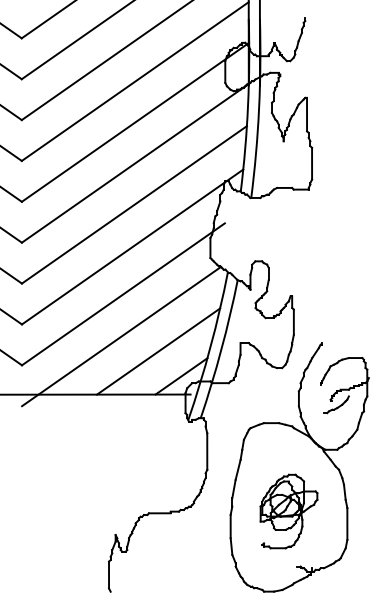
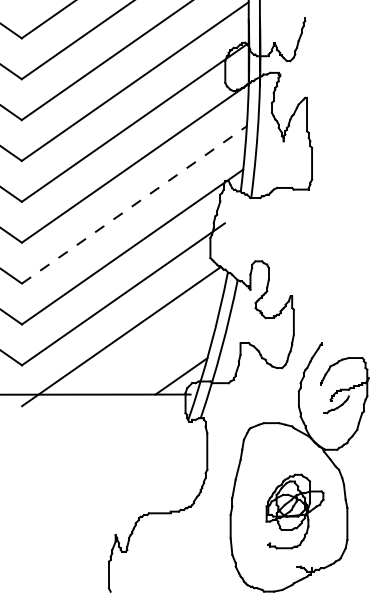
line: solid -> dashed (134, 204)
line: present -> none (158, 351)
part position: (288, 511) -> (294, 511) (294, 511)
